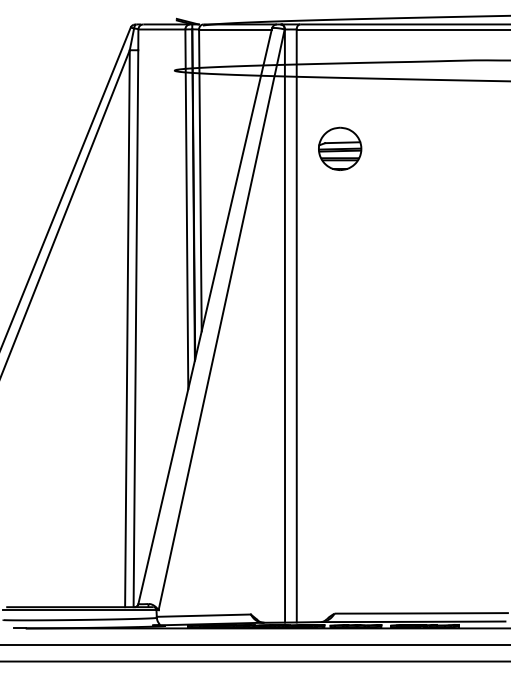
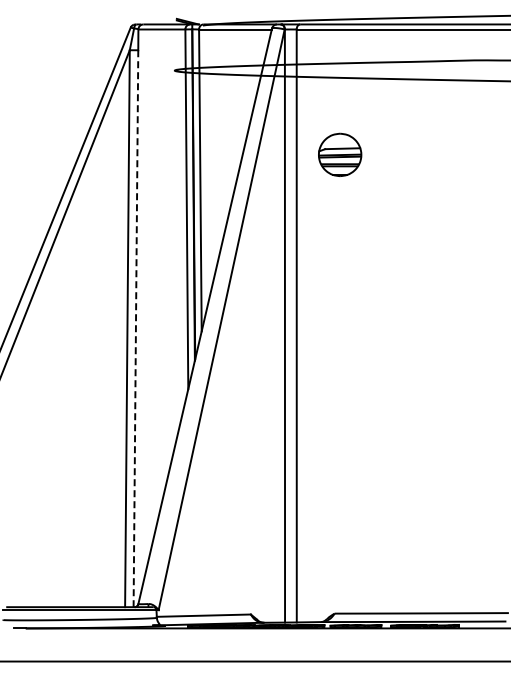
part position: (340, 148) -> (340, 154) (340, 154)
line: solid -> dashed (135, 329)
line: present -> none (254, 644)
